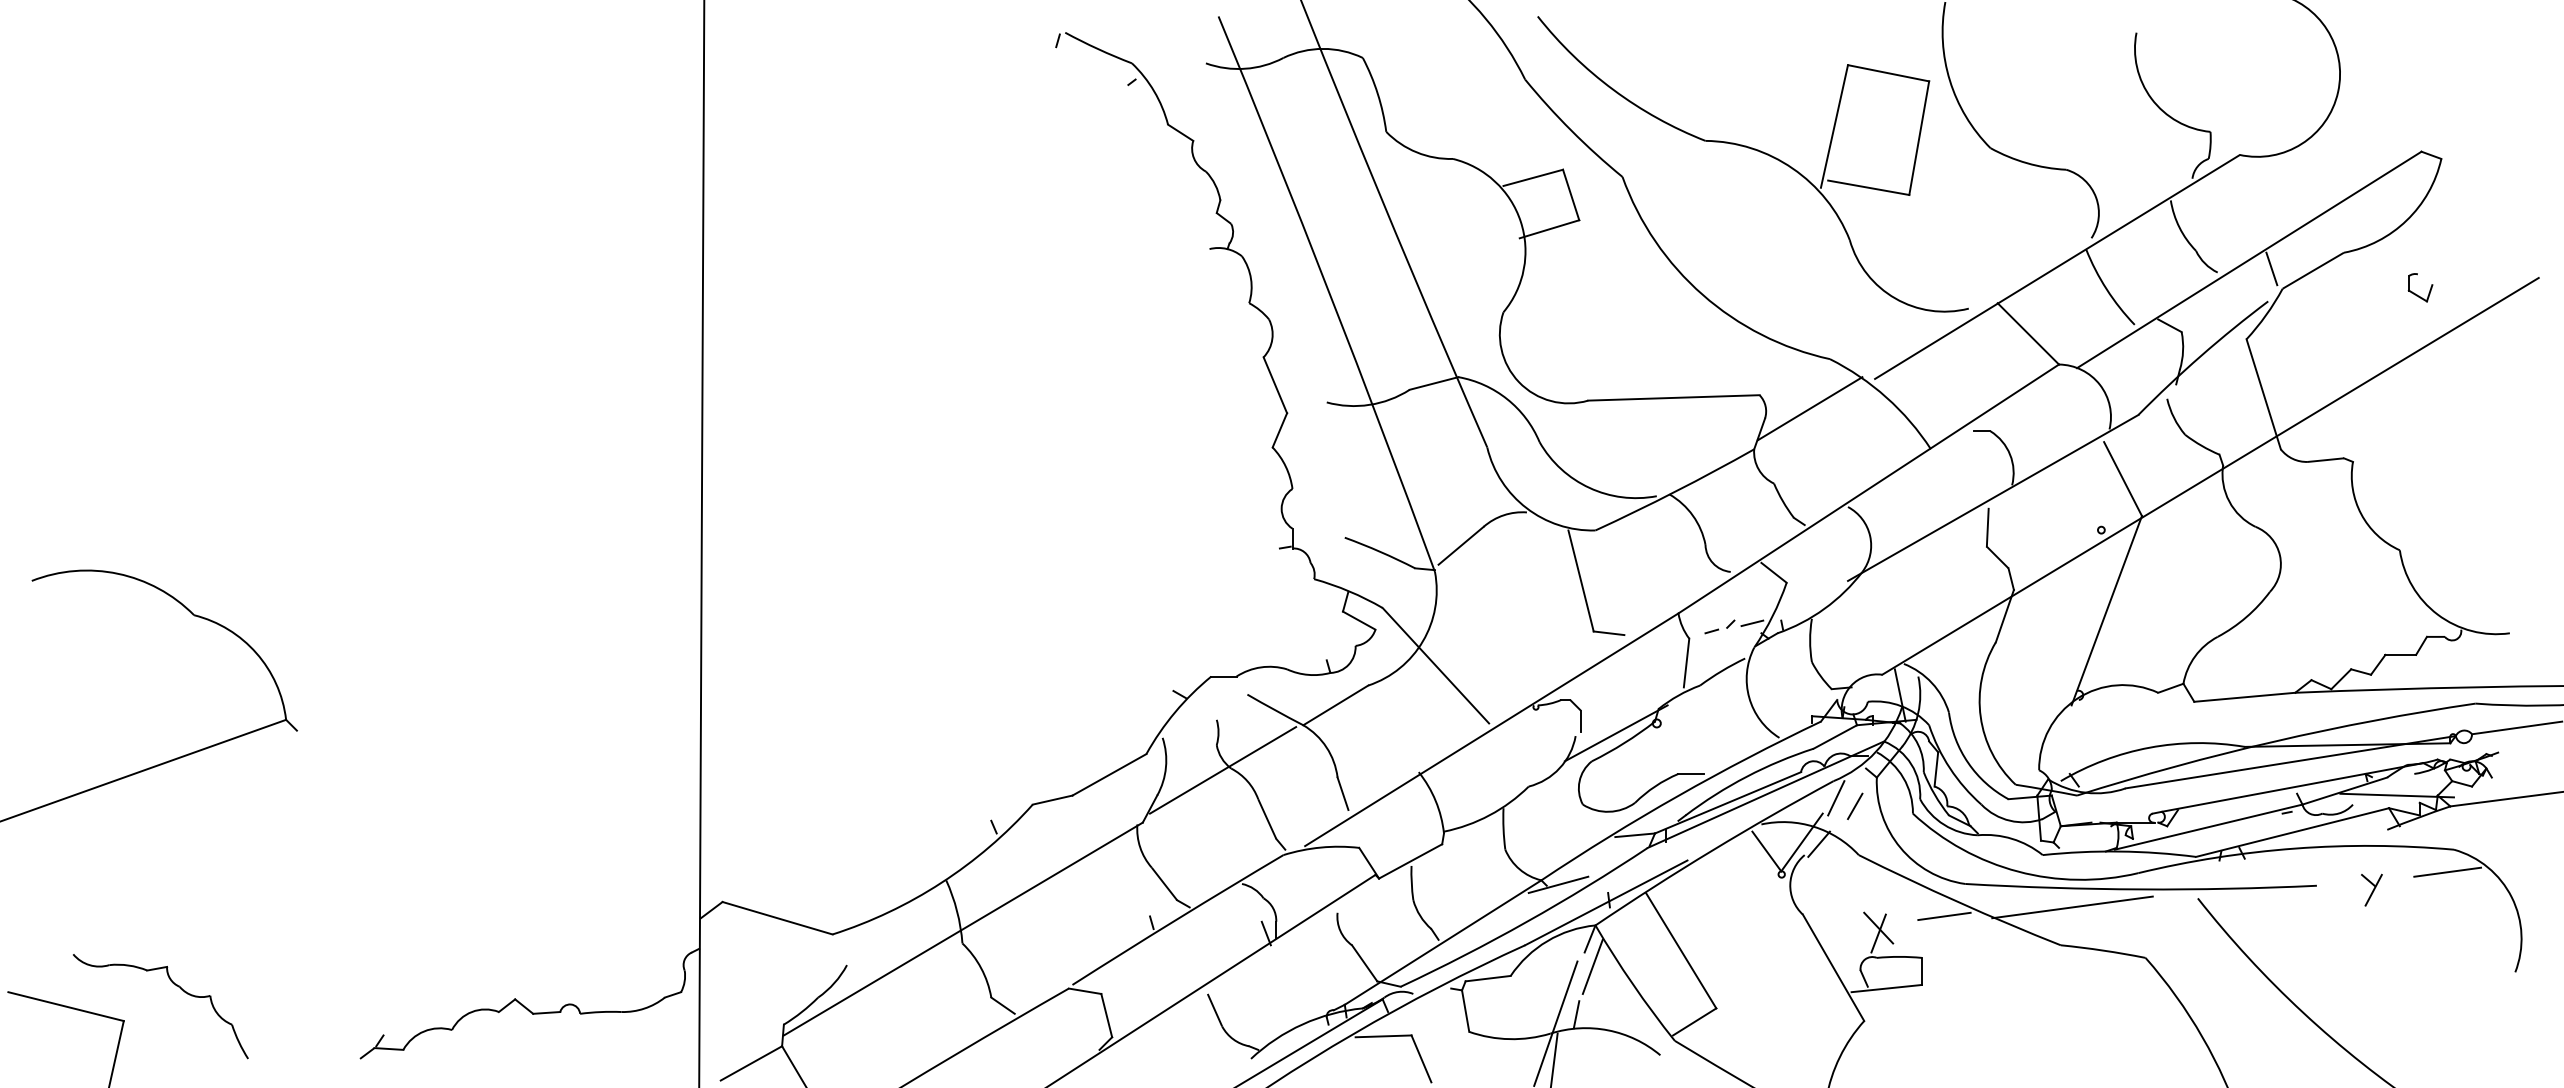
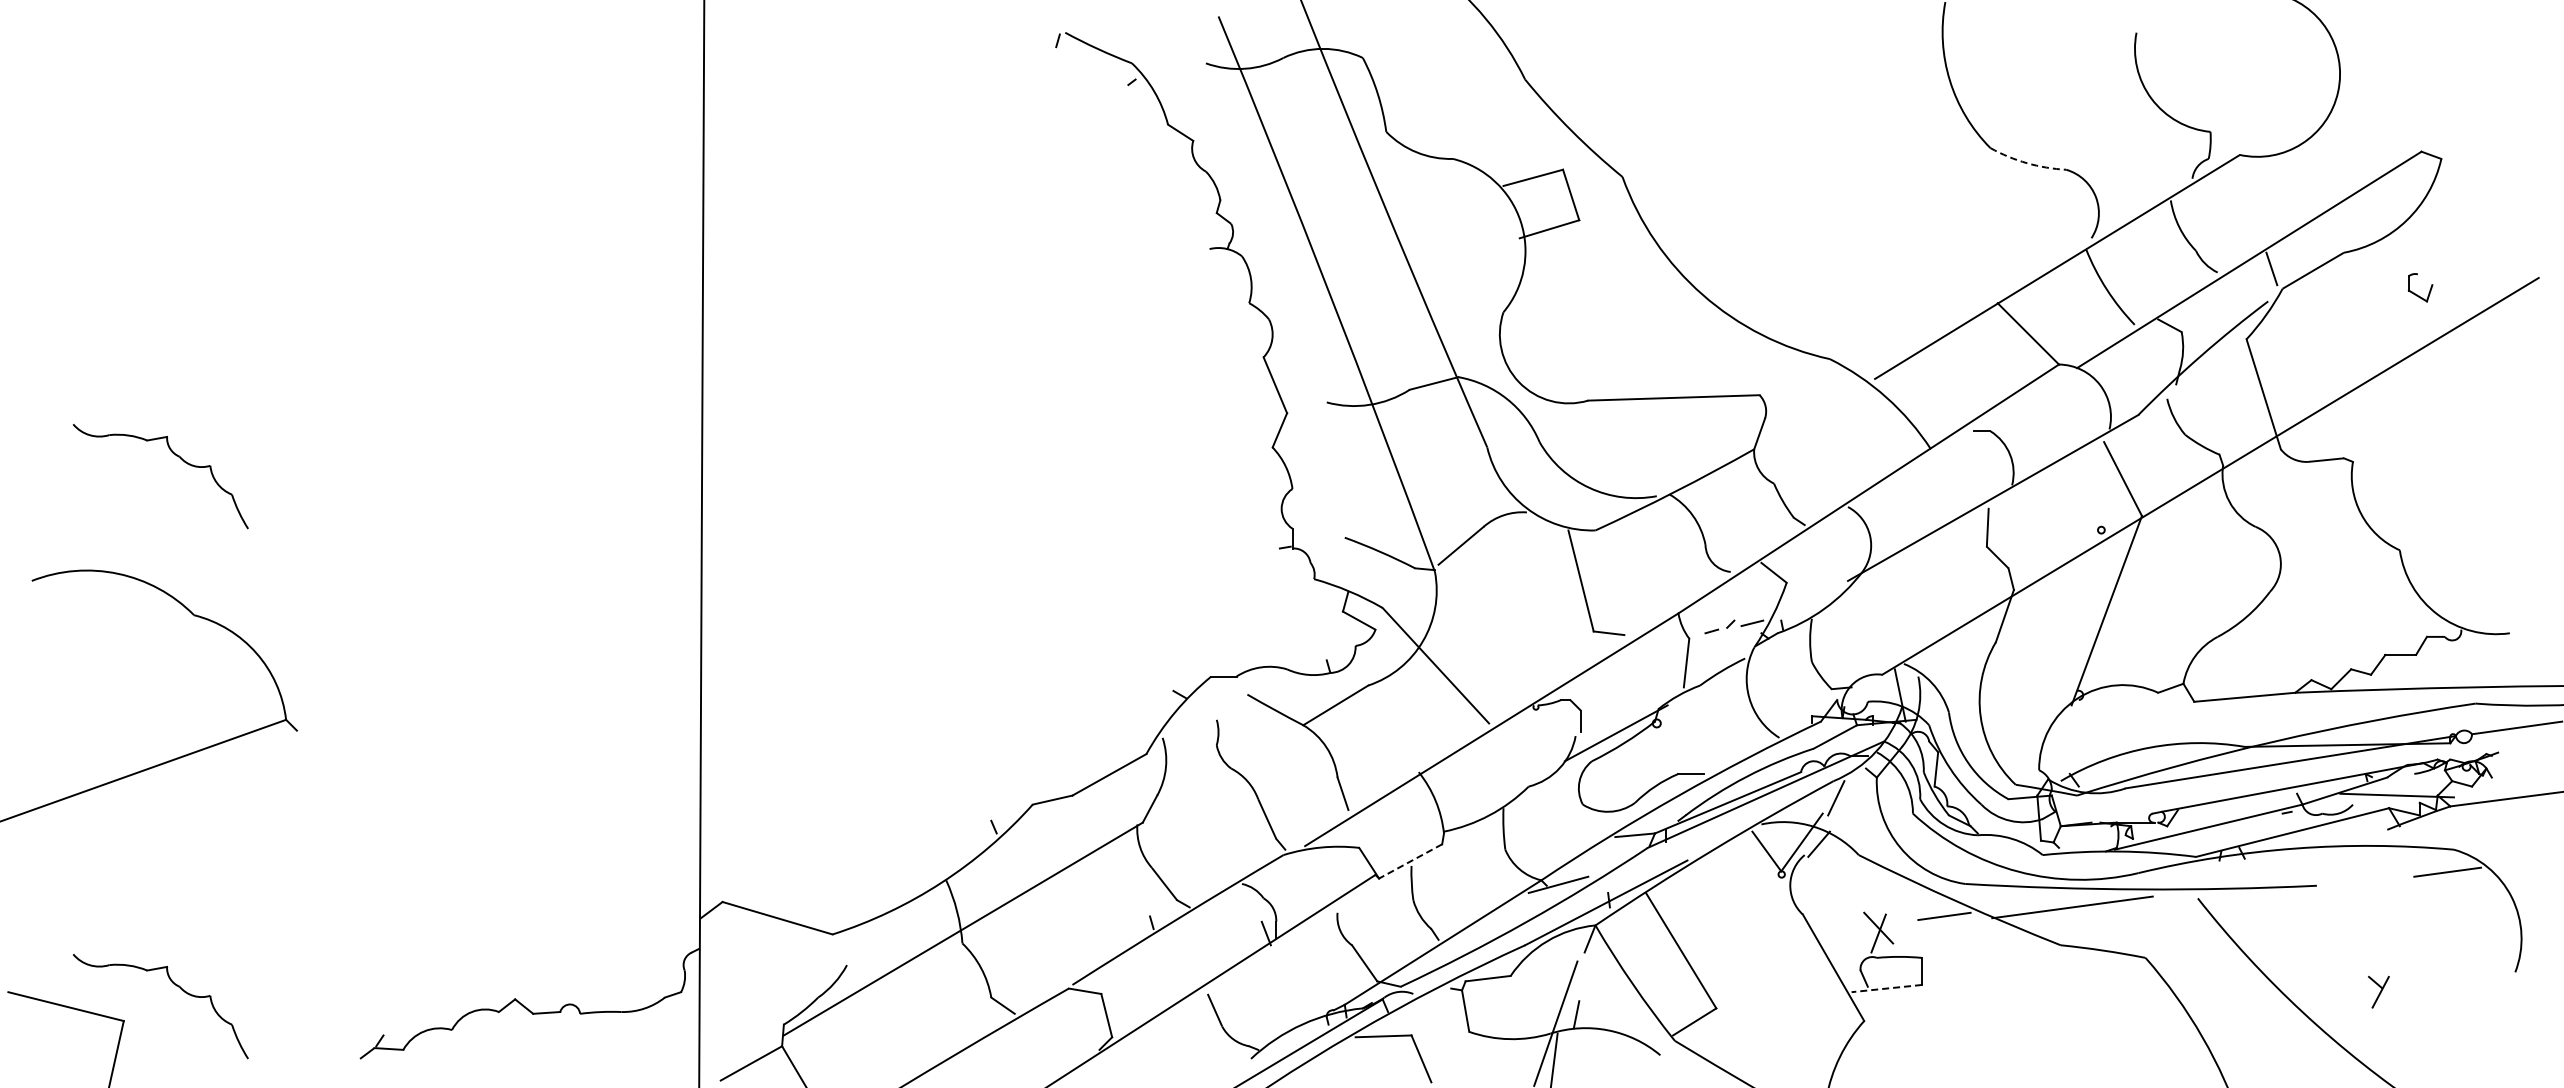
part: present -> none (1759, 152)
arc: solid -> dashed (2027, 163)
line: present -> none (1809, 408)
part: none -> present (173, 454)
line: present -> none (1223, 770)
line: present -> none (1855, 806)
line: solid -> dashed (1410, 861)
part position: (2371, 889) -> (2378, 991) (2378, 991)
line: present -> none (1592, 966)
line: solid -> dashed (1886, 988)
